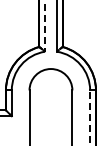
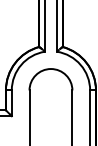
line: dashed -> solid (45, 26)
line: dashed -> solid (90, 118)
